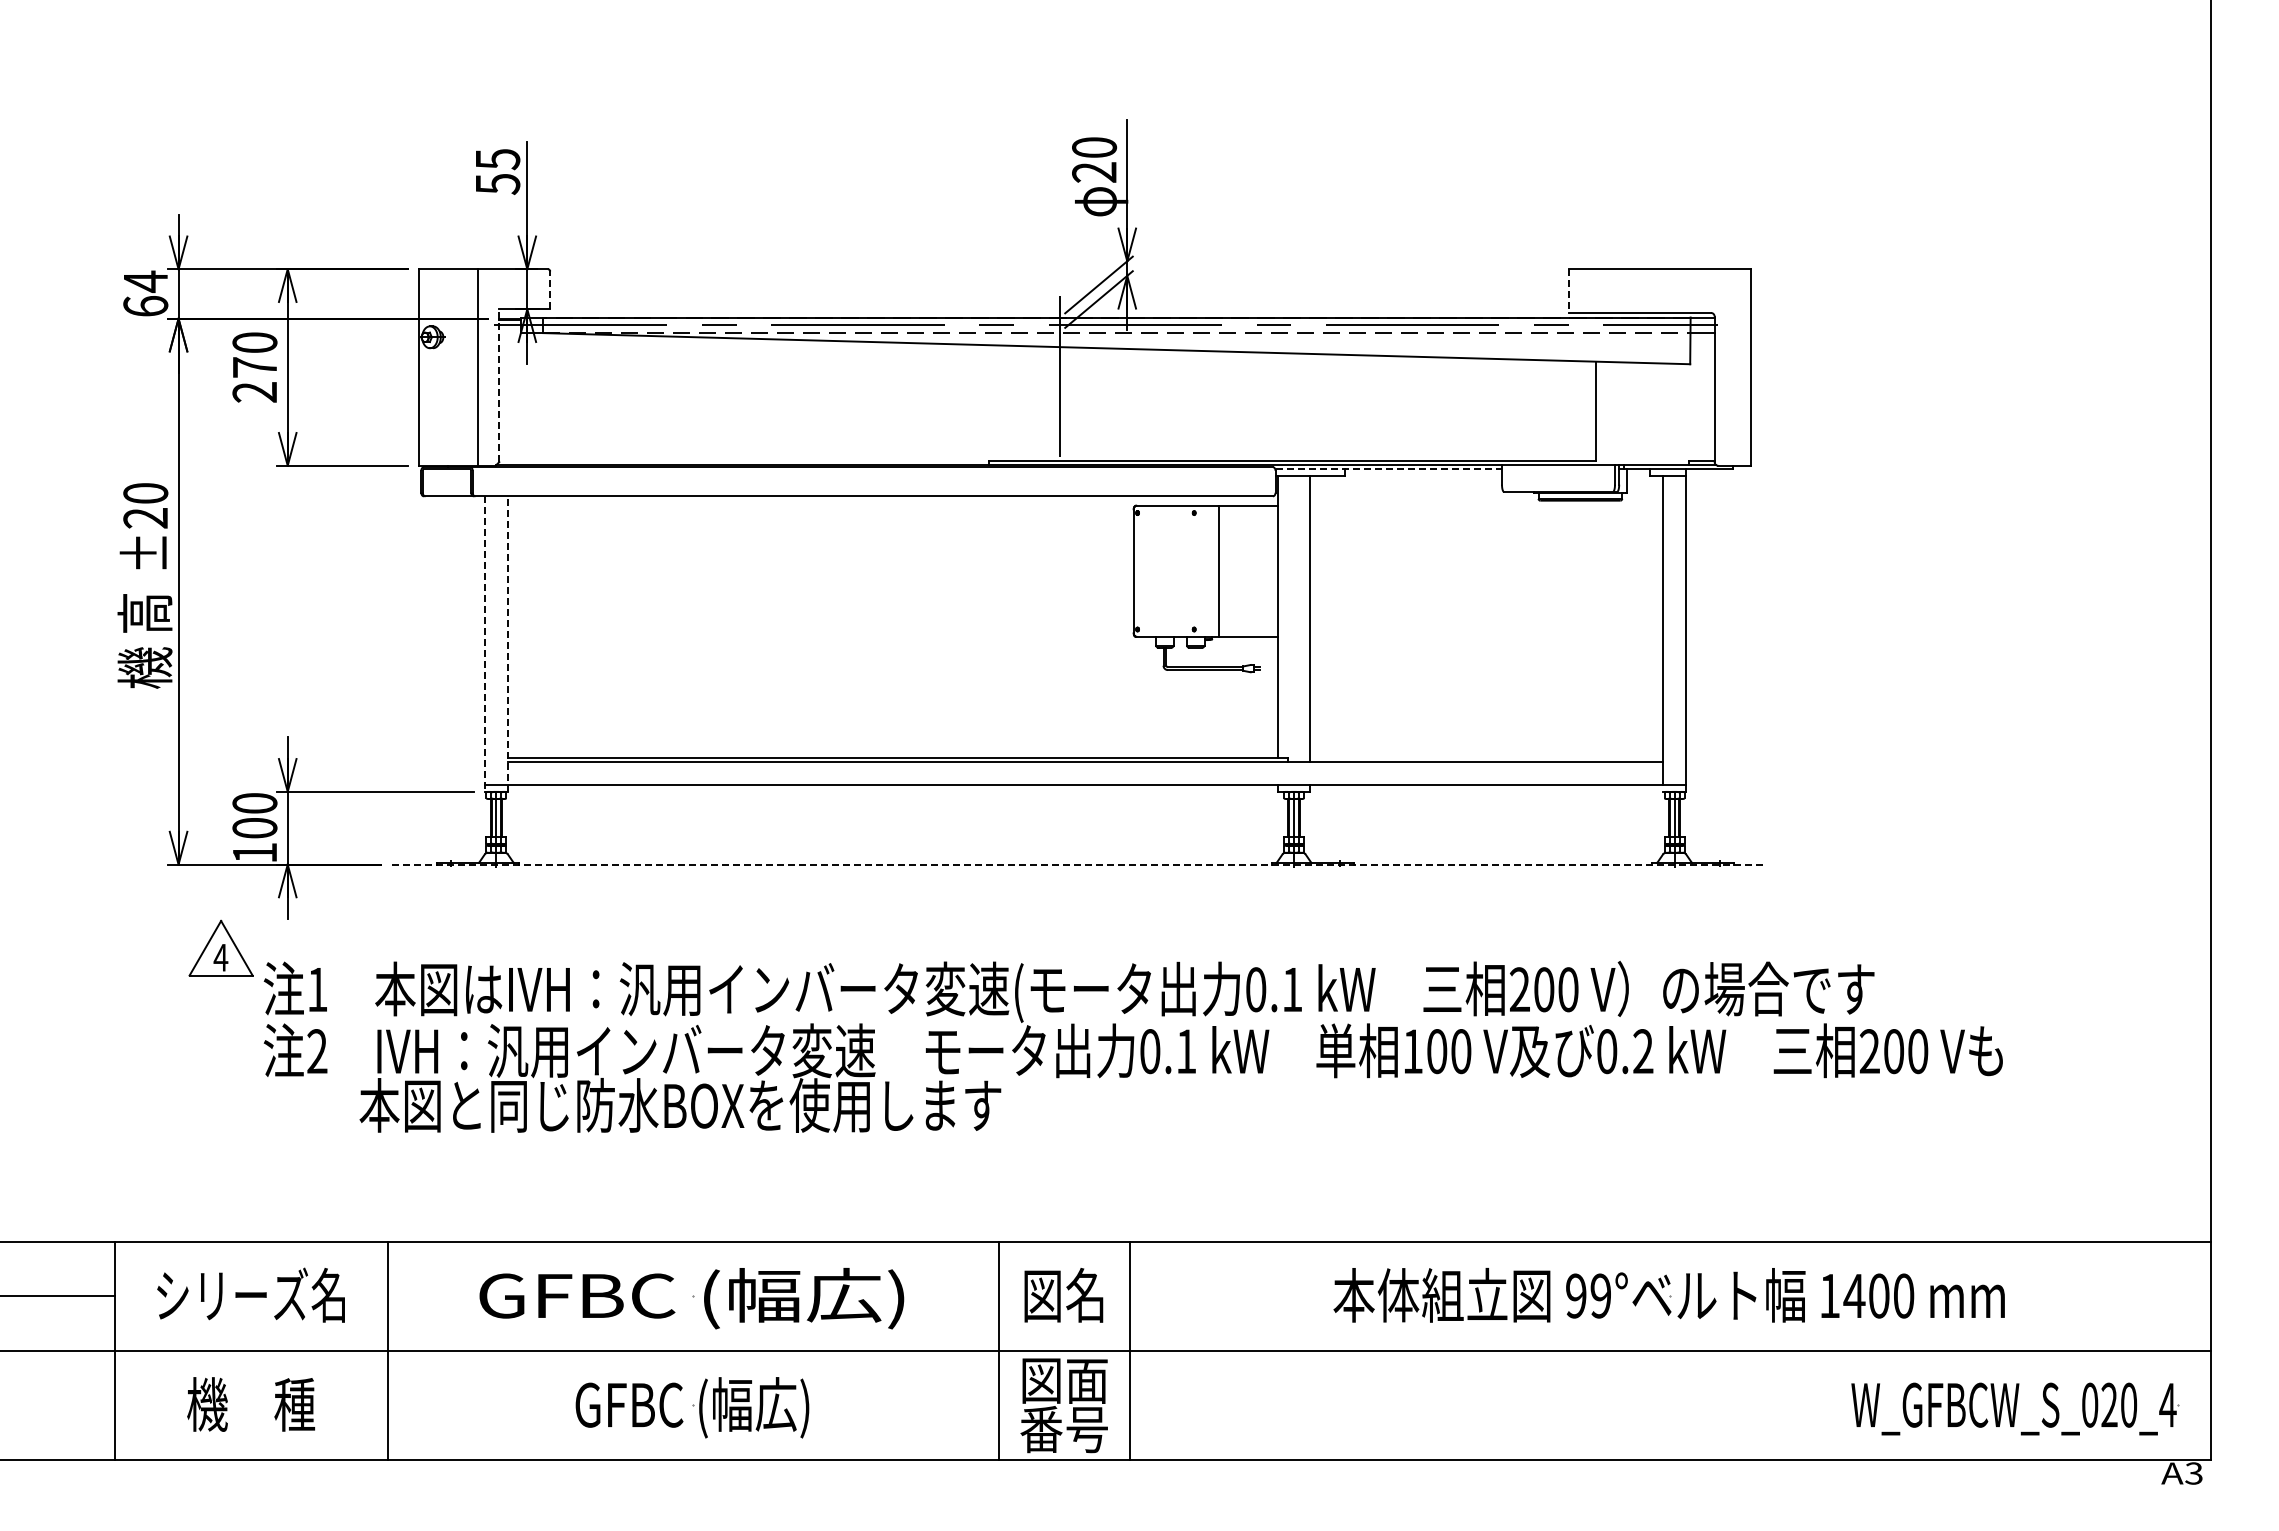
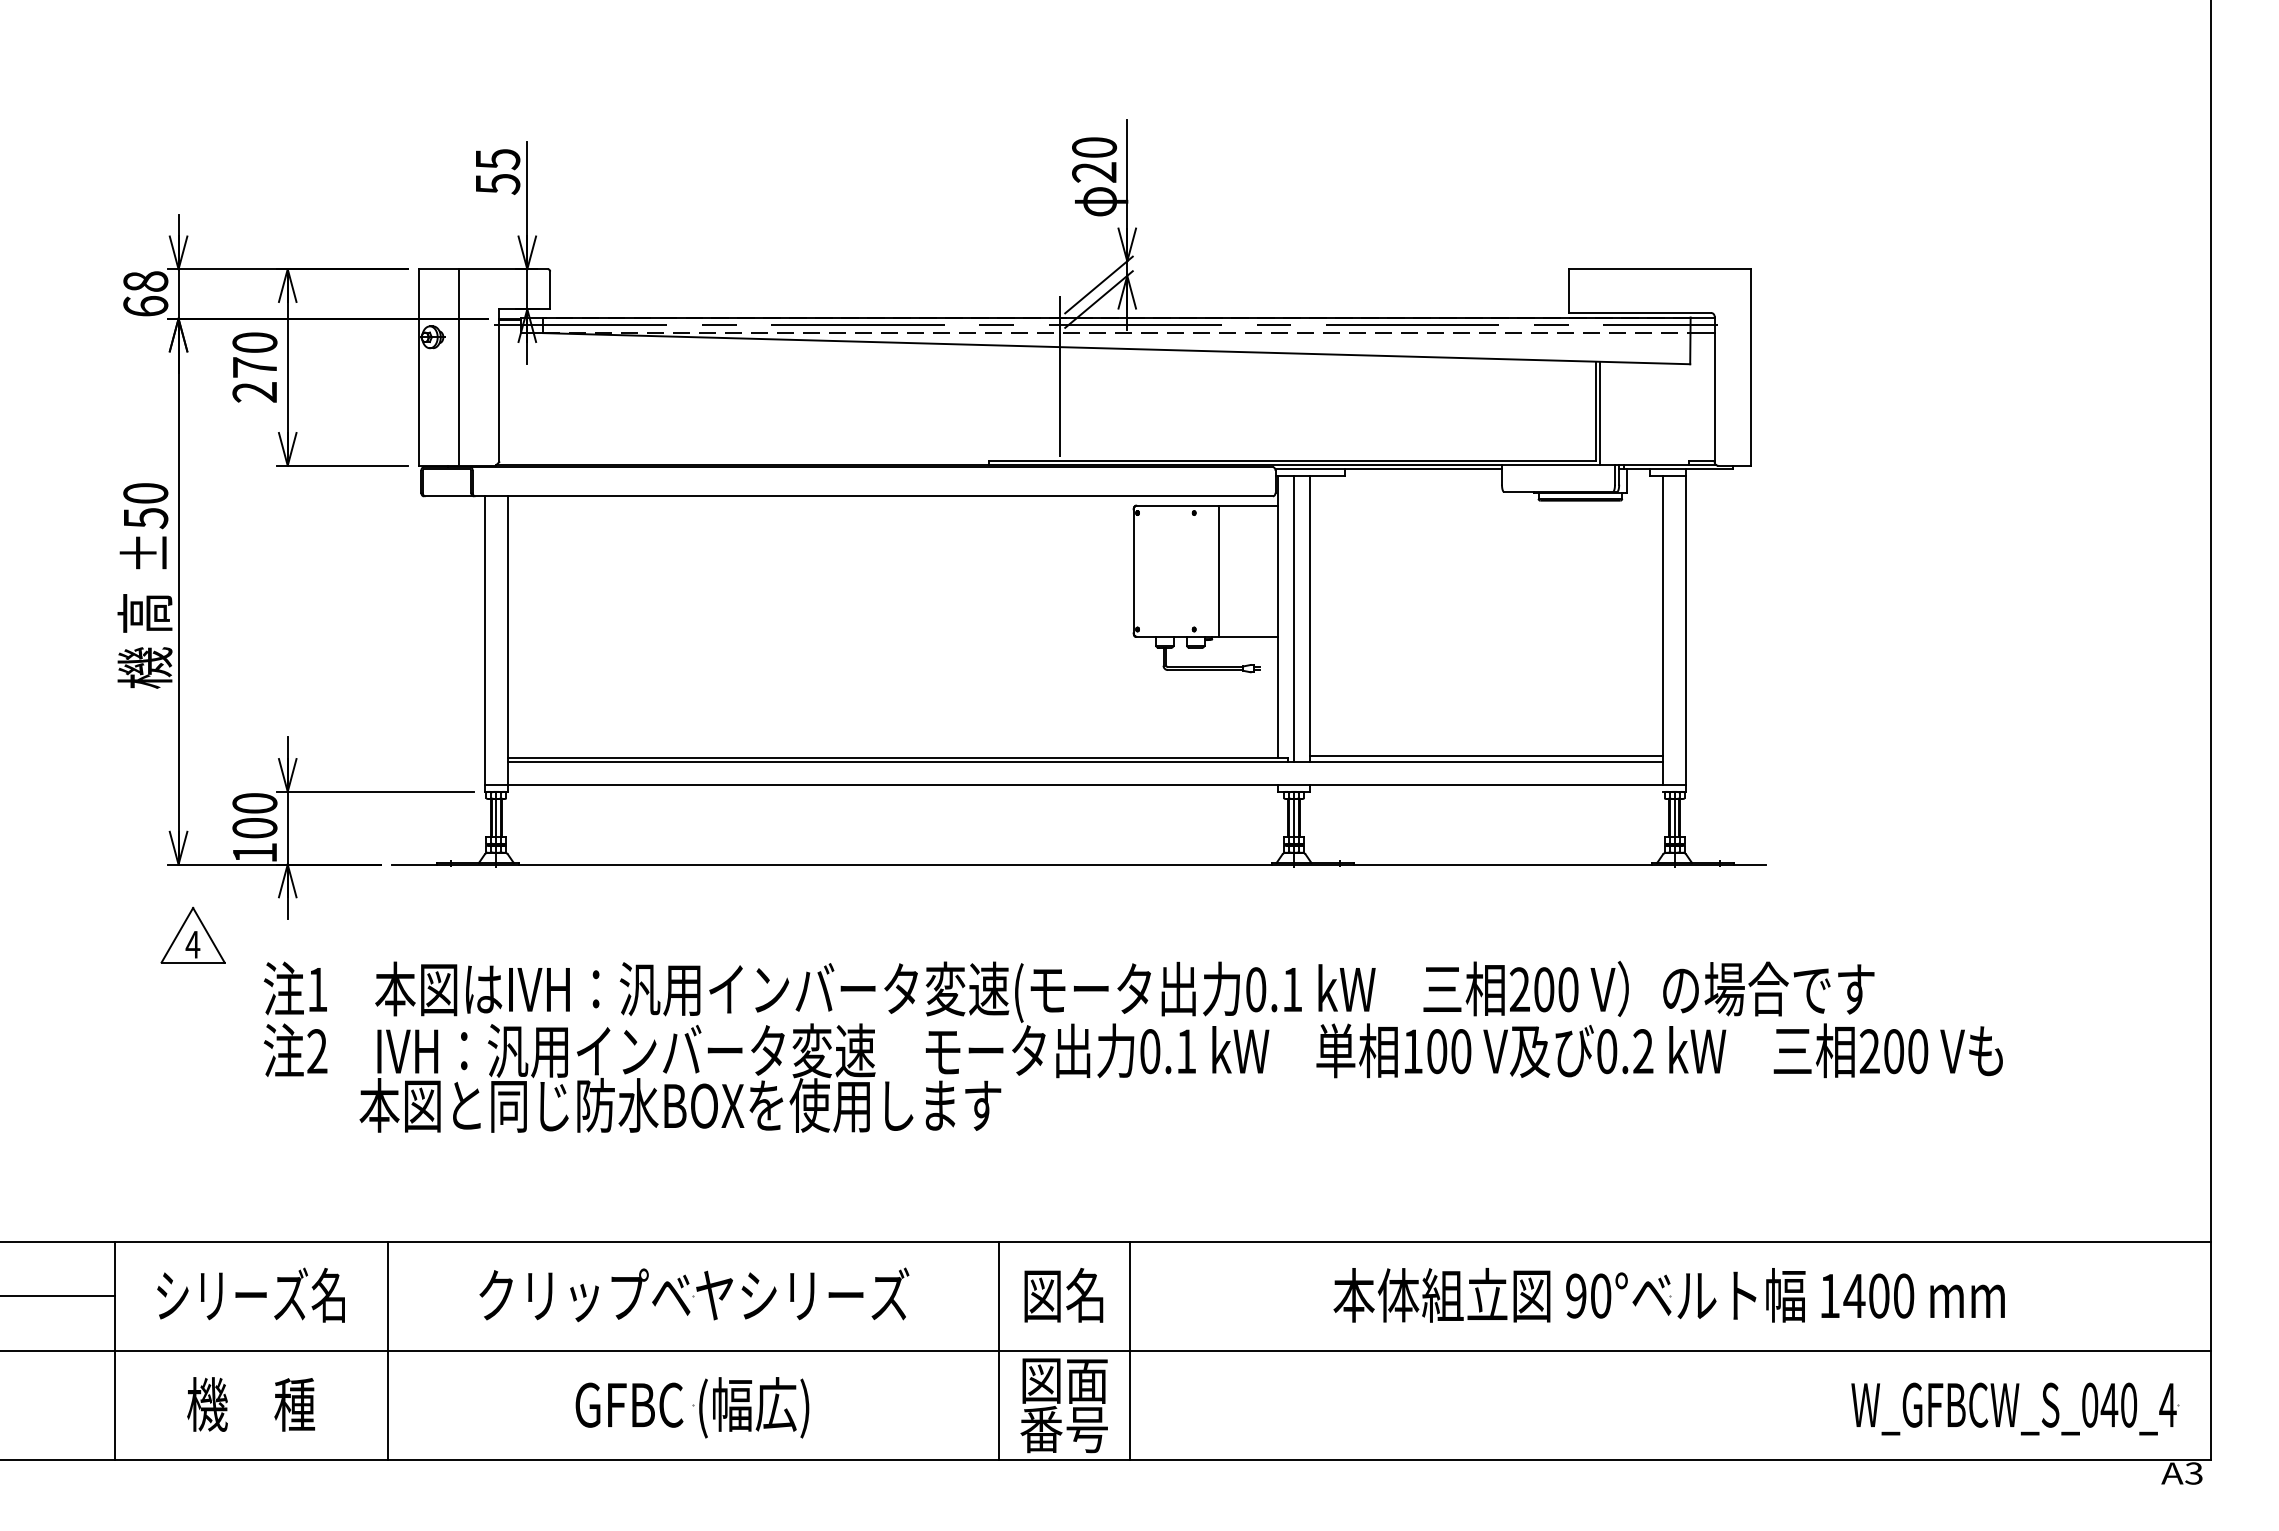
text: 64 -> 68 (145, 281)
line: dashed -> solid (550, 290)
line: dashed -> solid (1569, 291)
line position: (478, 367) -> (459, 367) (459, 367)
line: dashed -> solid (499, 385)
line: none -> present (1600, 413)
line: dashed -> solid (1389, 469)
text: ±20 -> ±50 (145, 518)
line: none -> present (1294, 618)
line: dashed -> solid (484, 644)
line: dashed -> solid (508, 644)
line: none -> present (1485, 756)
line: dashed -> solid (1079, 864)
part position: (220, 947) -> (192, 934) (192, 934)
text: 99° -> 90° (1600, 1295)
text: GFBC (幅広) -> クリップベヤシリーズ (694, 1298)
text: W_GFBCW_S_020_4 -> W_GFBCW_S_040_4 (2109, 1404)
